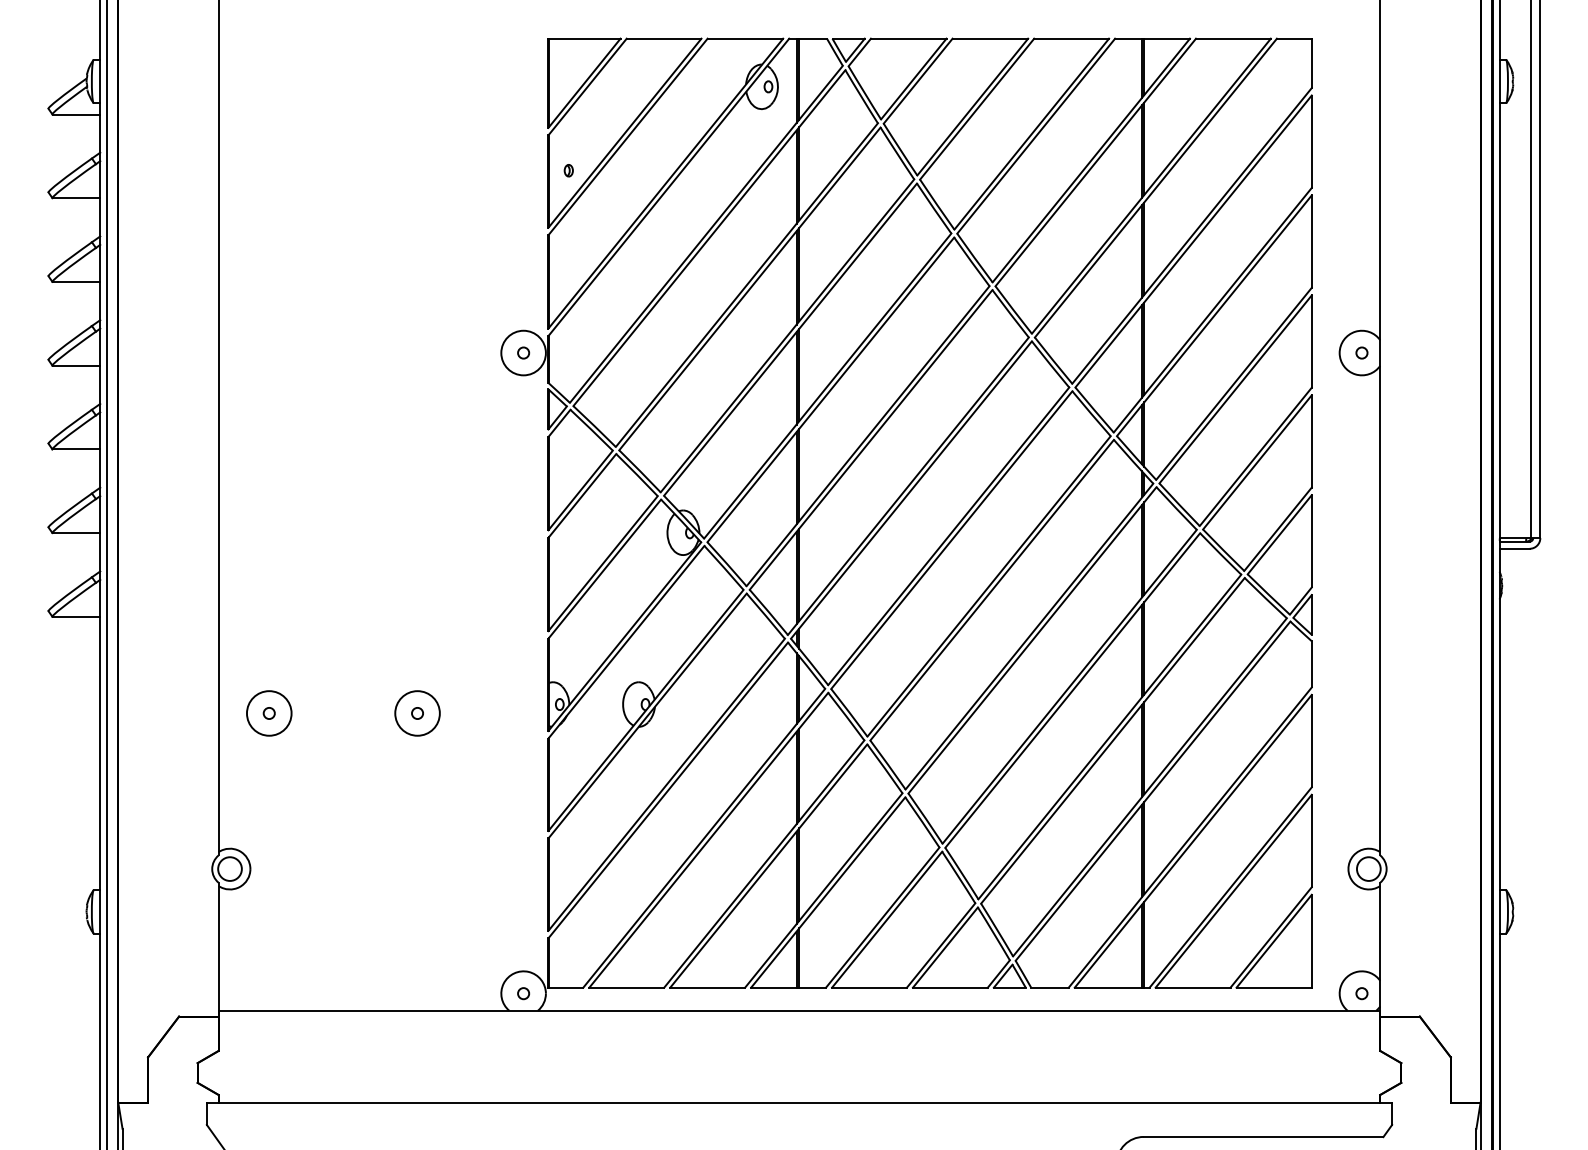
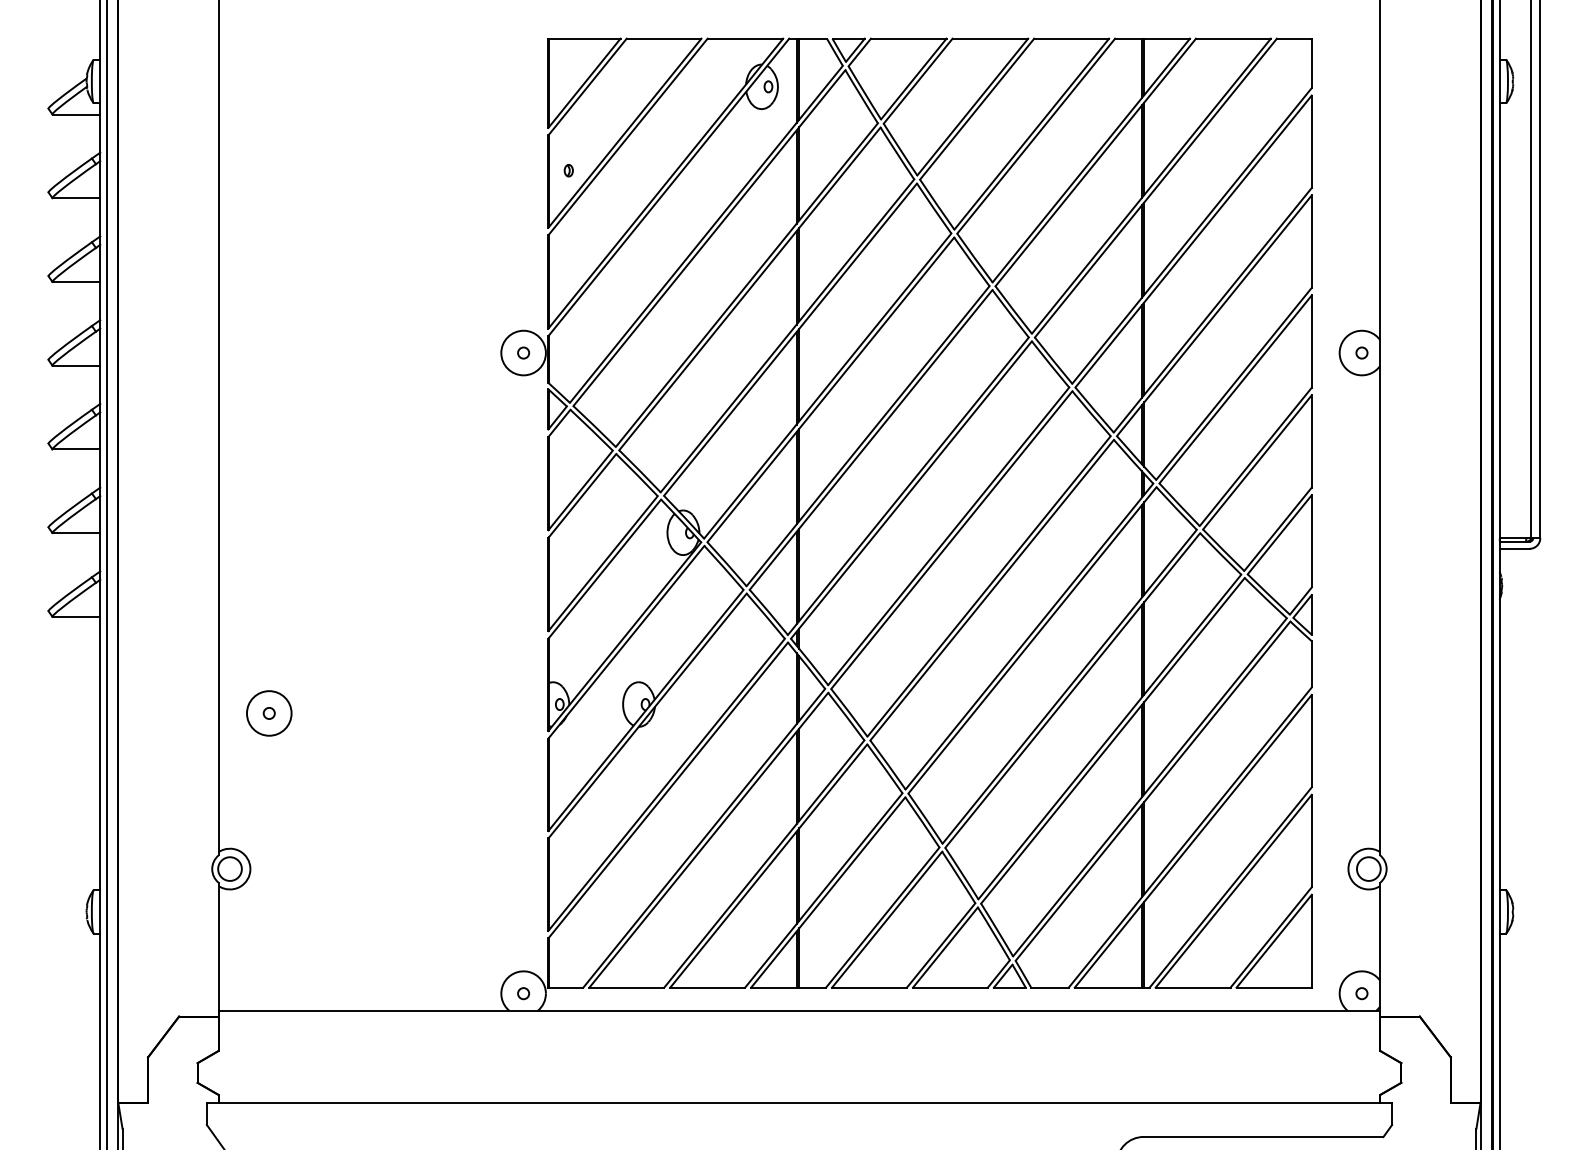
part: present -> none (417, 713)
